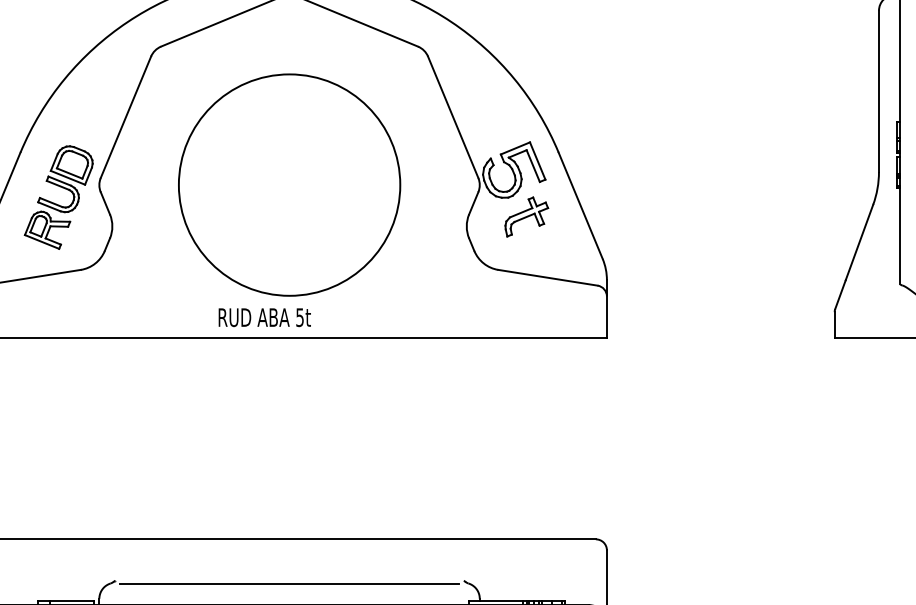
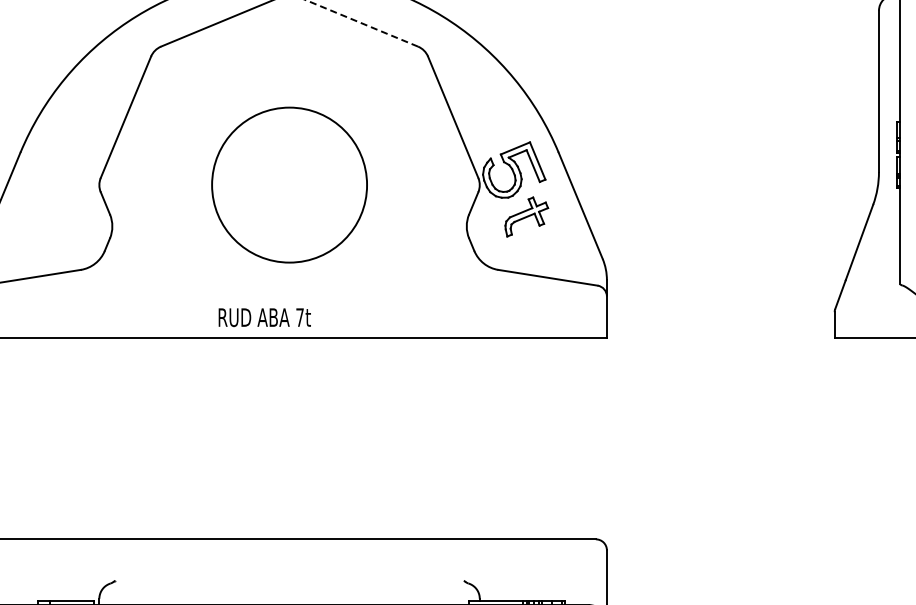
line: solid -> dashed (361, 23)
circle diameter: 221 px -> 155 px (289, 184)
part: present -> none (56, 203)
text: 5t -> 7t (299, 317)
line: present -> none (289, 583)
